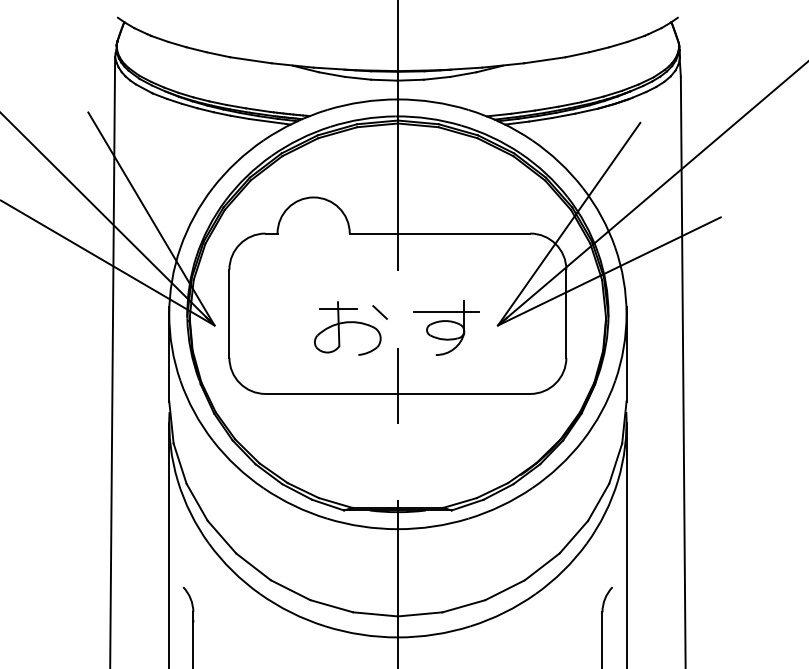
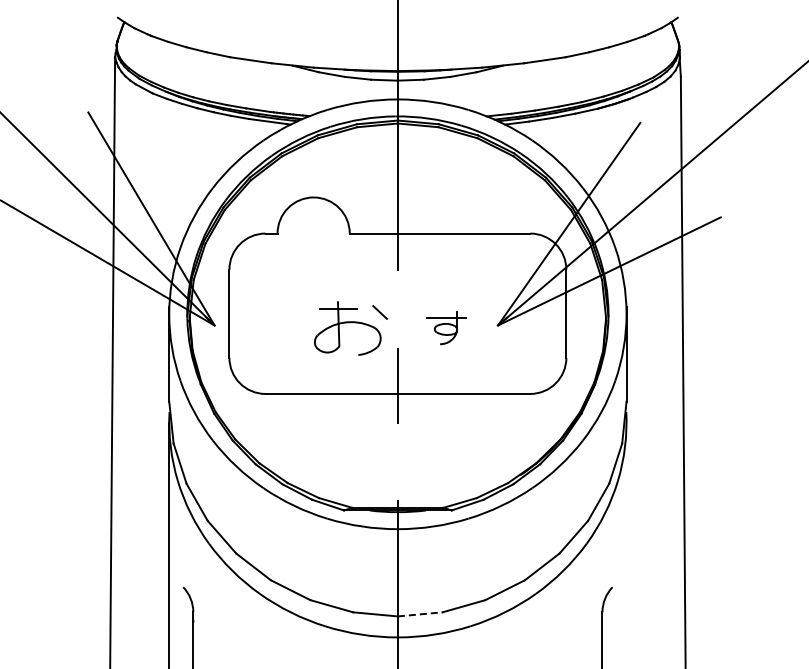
part size: 67x56 px -> 41x35 px (446, 328)
line: present -> none (626, 543)
line: solid -> dashed (420, 614)
